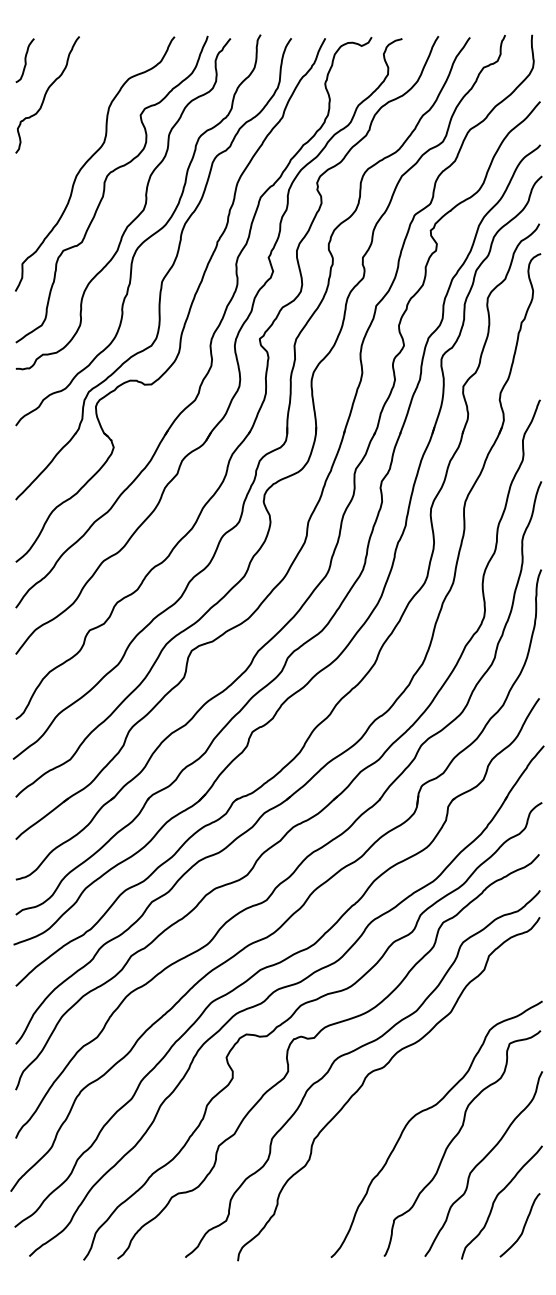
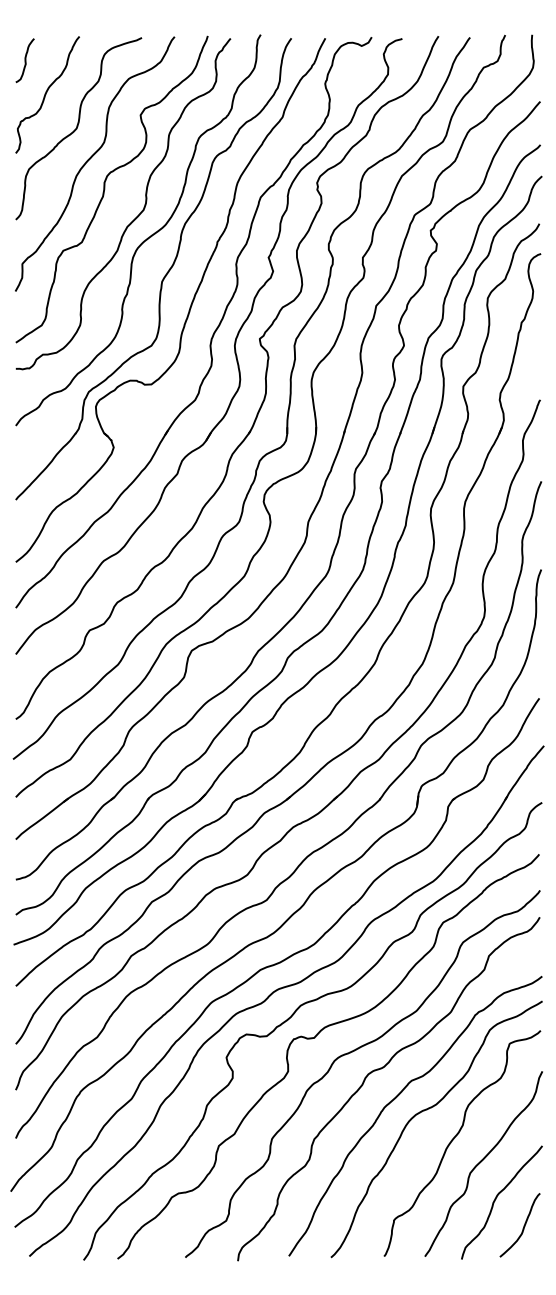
curve: none -> present (77, 128)
curve: none -> present (397, 1097)
